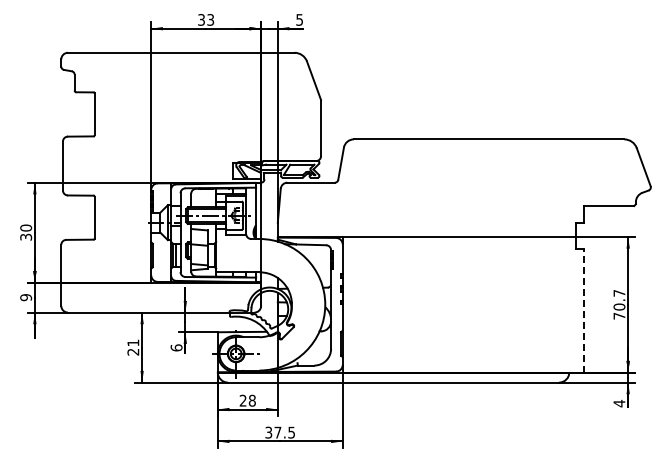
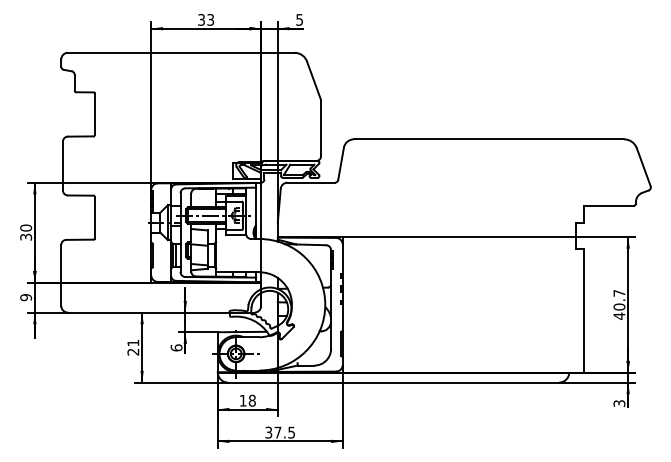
line: dashed -> solid (584, 310)
text: 70.7 -> 40.7 (619, 315)
text: 28 -> 18 (242, 400)
text: 4 -> 3 (619, 403)
